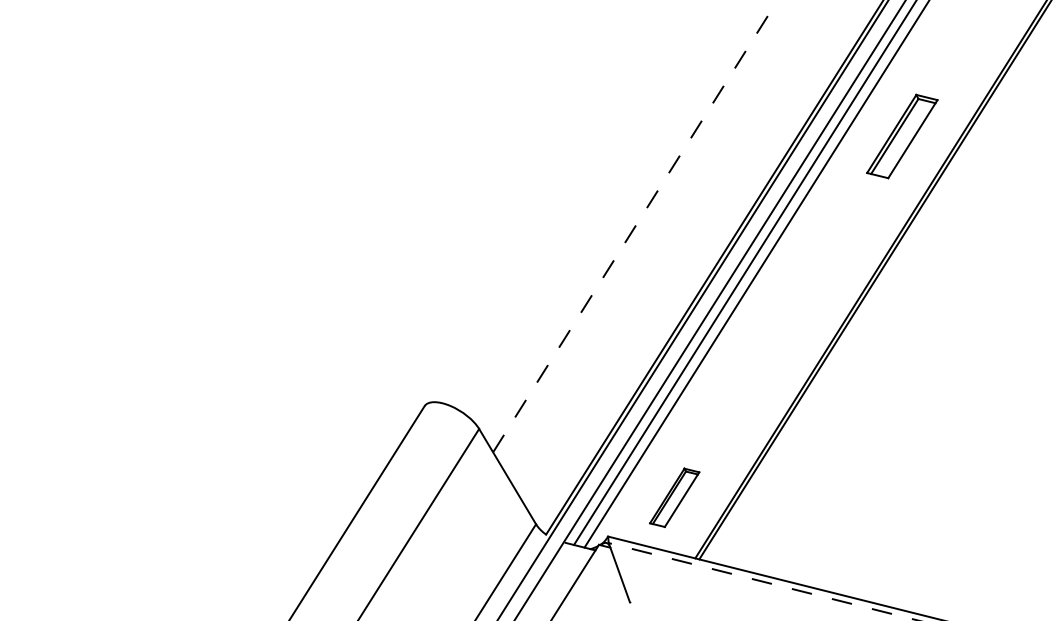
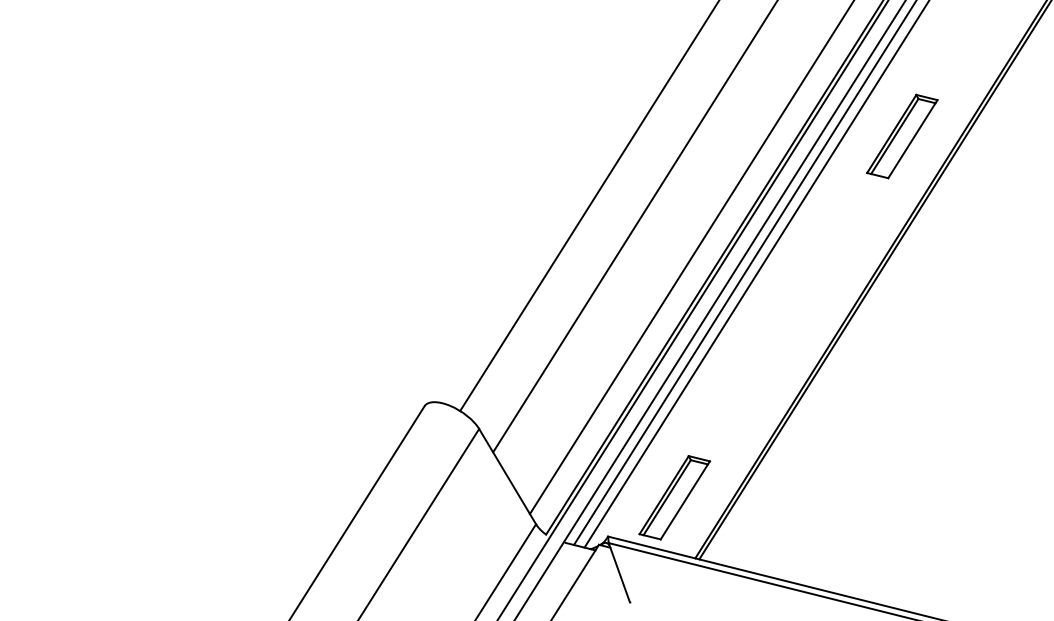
line: none -> present (588, 206)
line: dashed -> solid (635, 225)
line: none -> present (690, 258)
part size: 52x62 px -> 73x86 px (674, 497)
line: dashed -> solid (763, 581)
